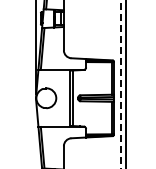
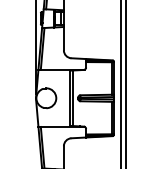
line: dashed -> solid (121, 84)
